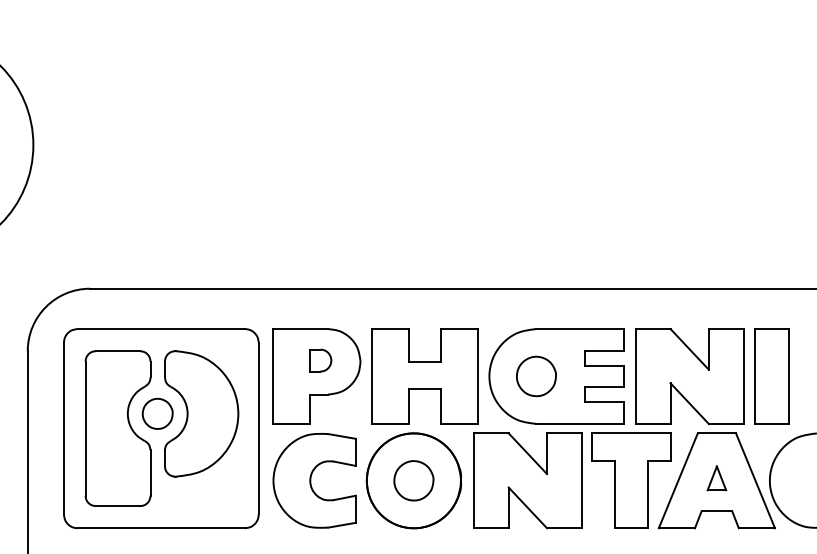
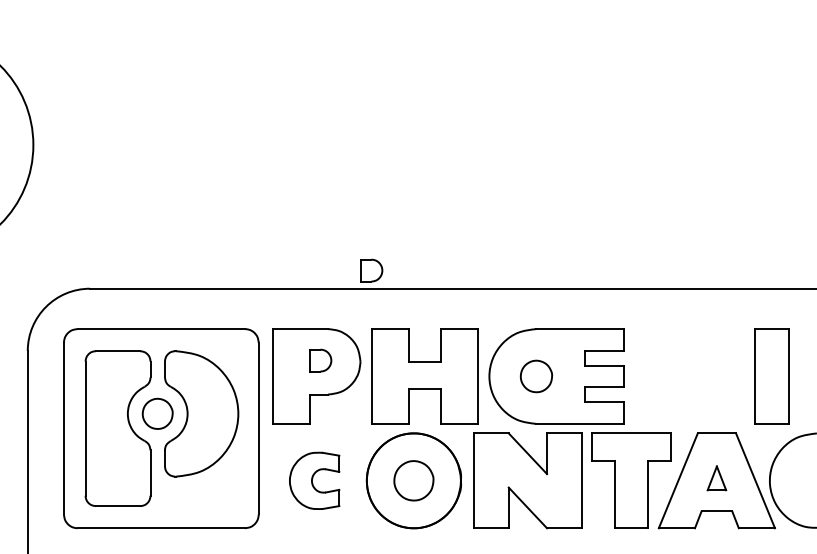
part: none -> present (371, 270)
part size: 41x43 px -> 34x35 px (535, 376)
part: present -> none (689, 376)
part size: 85x96 px -> 52x59 px (314, 480)
